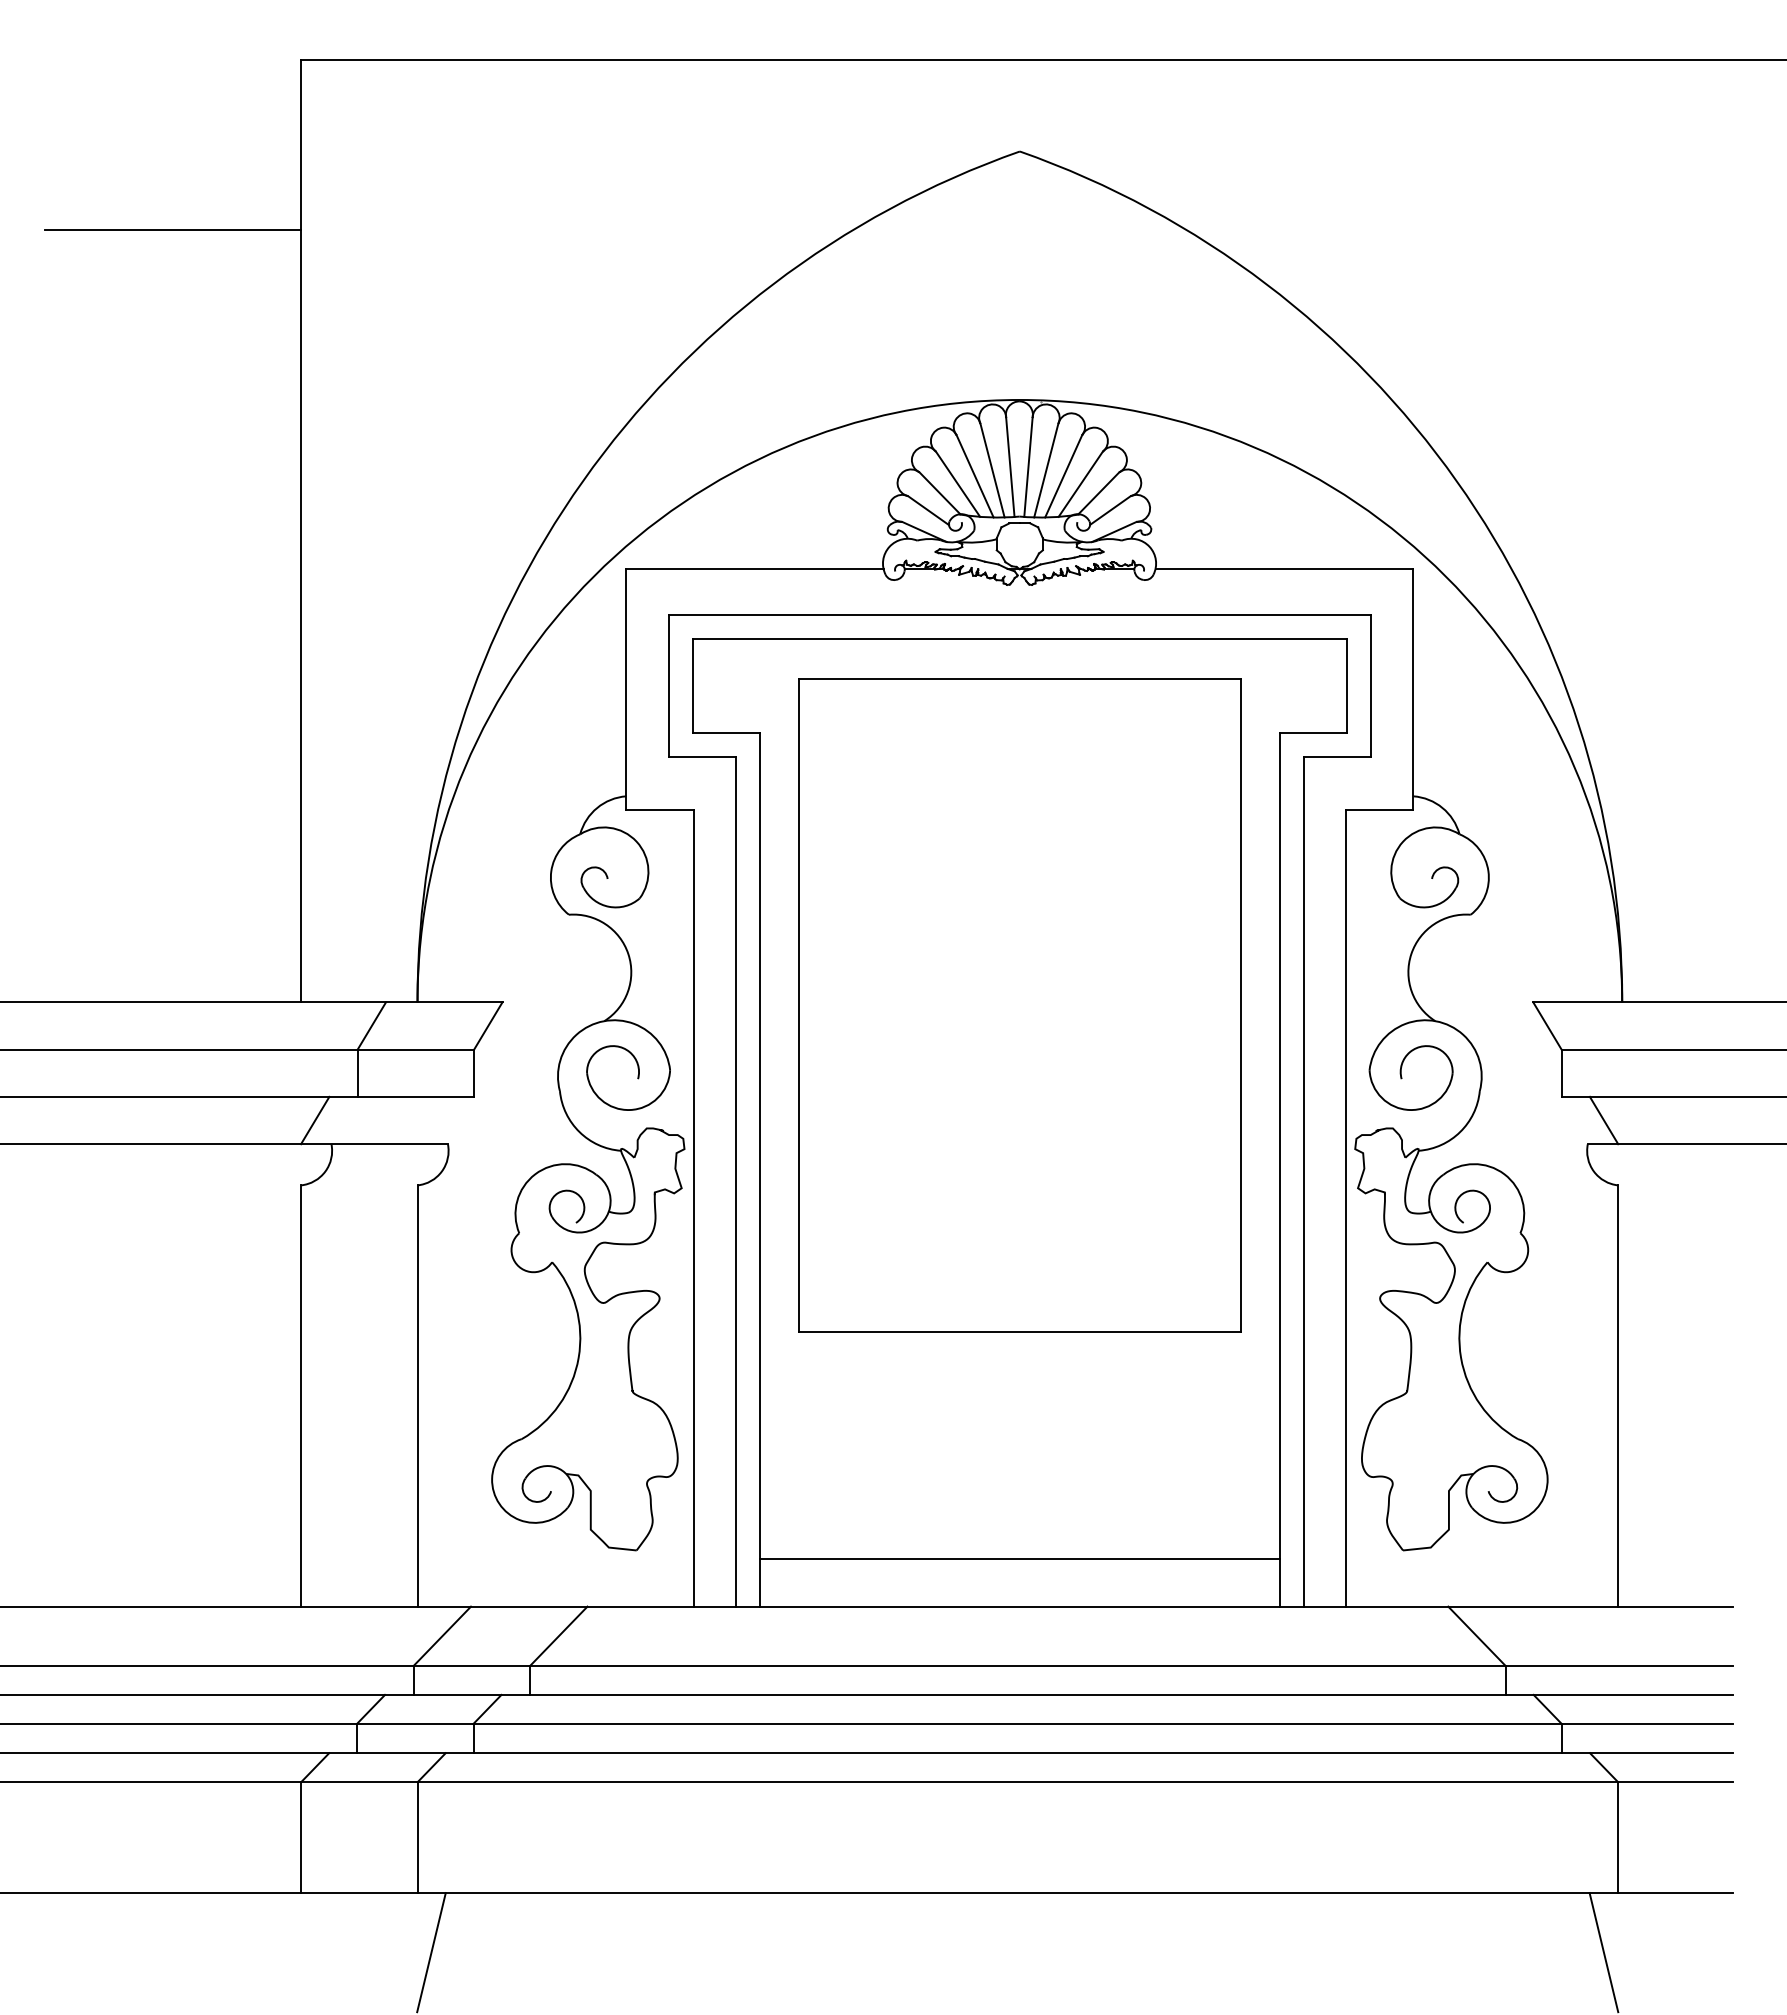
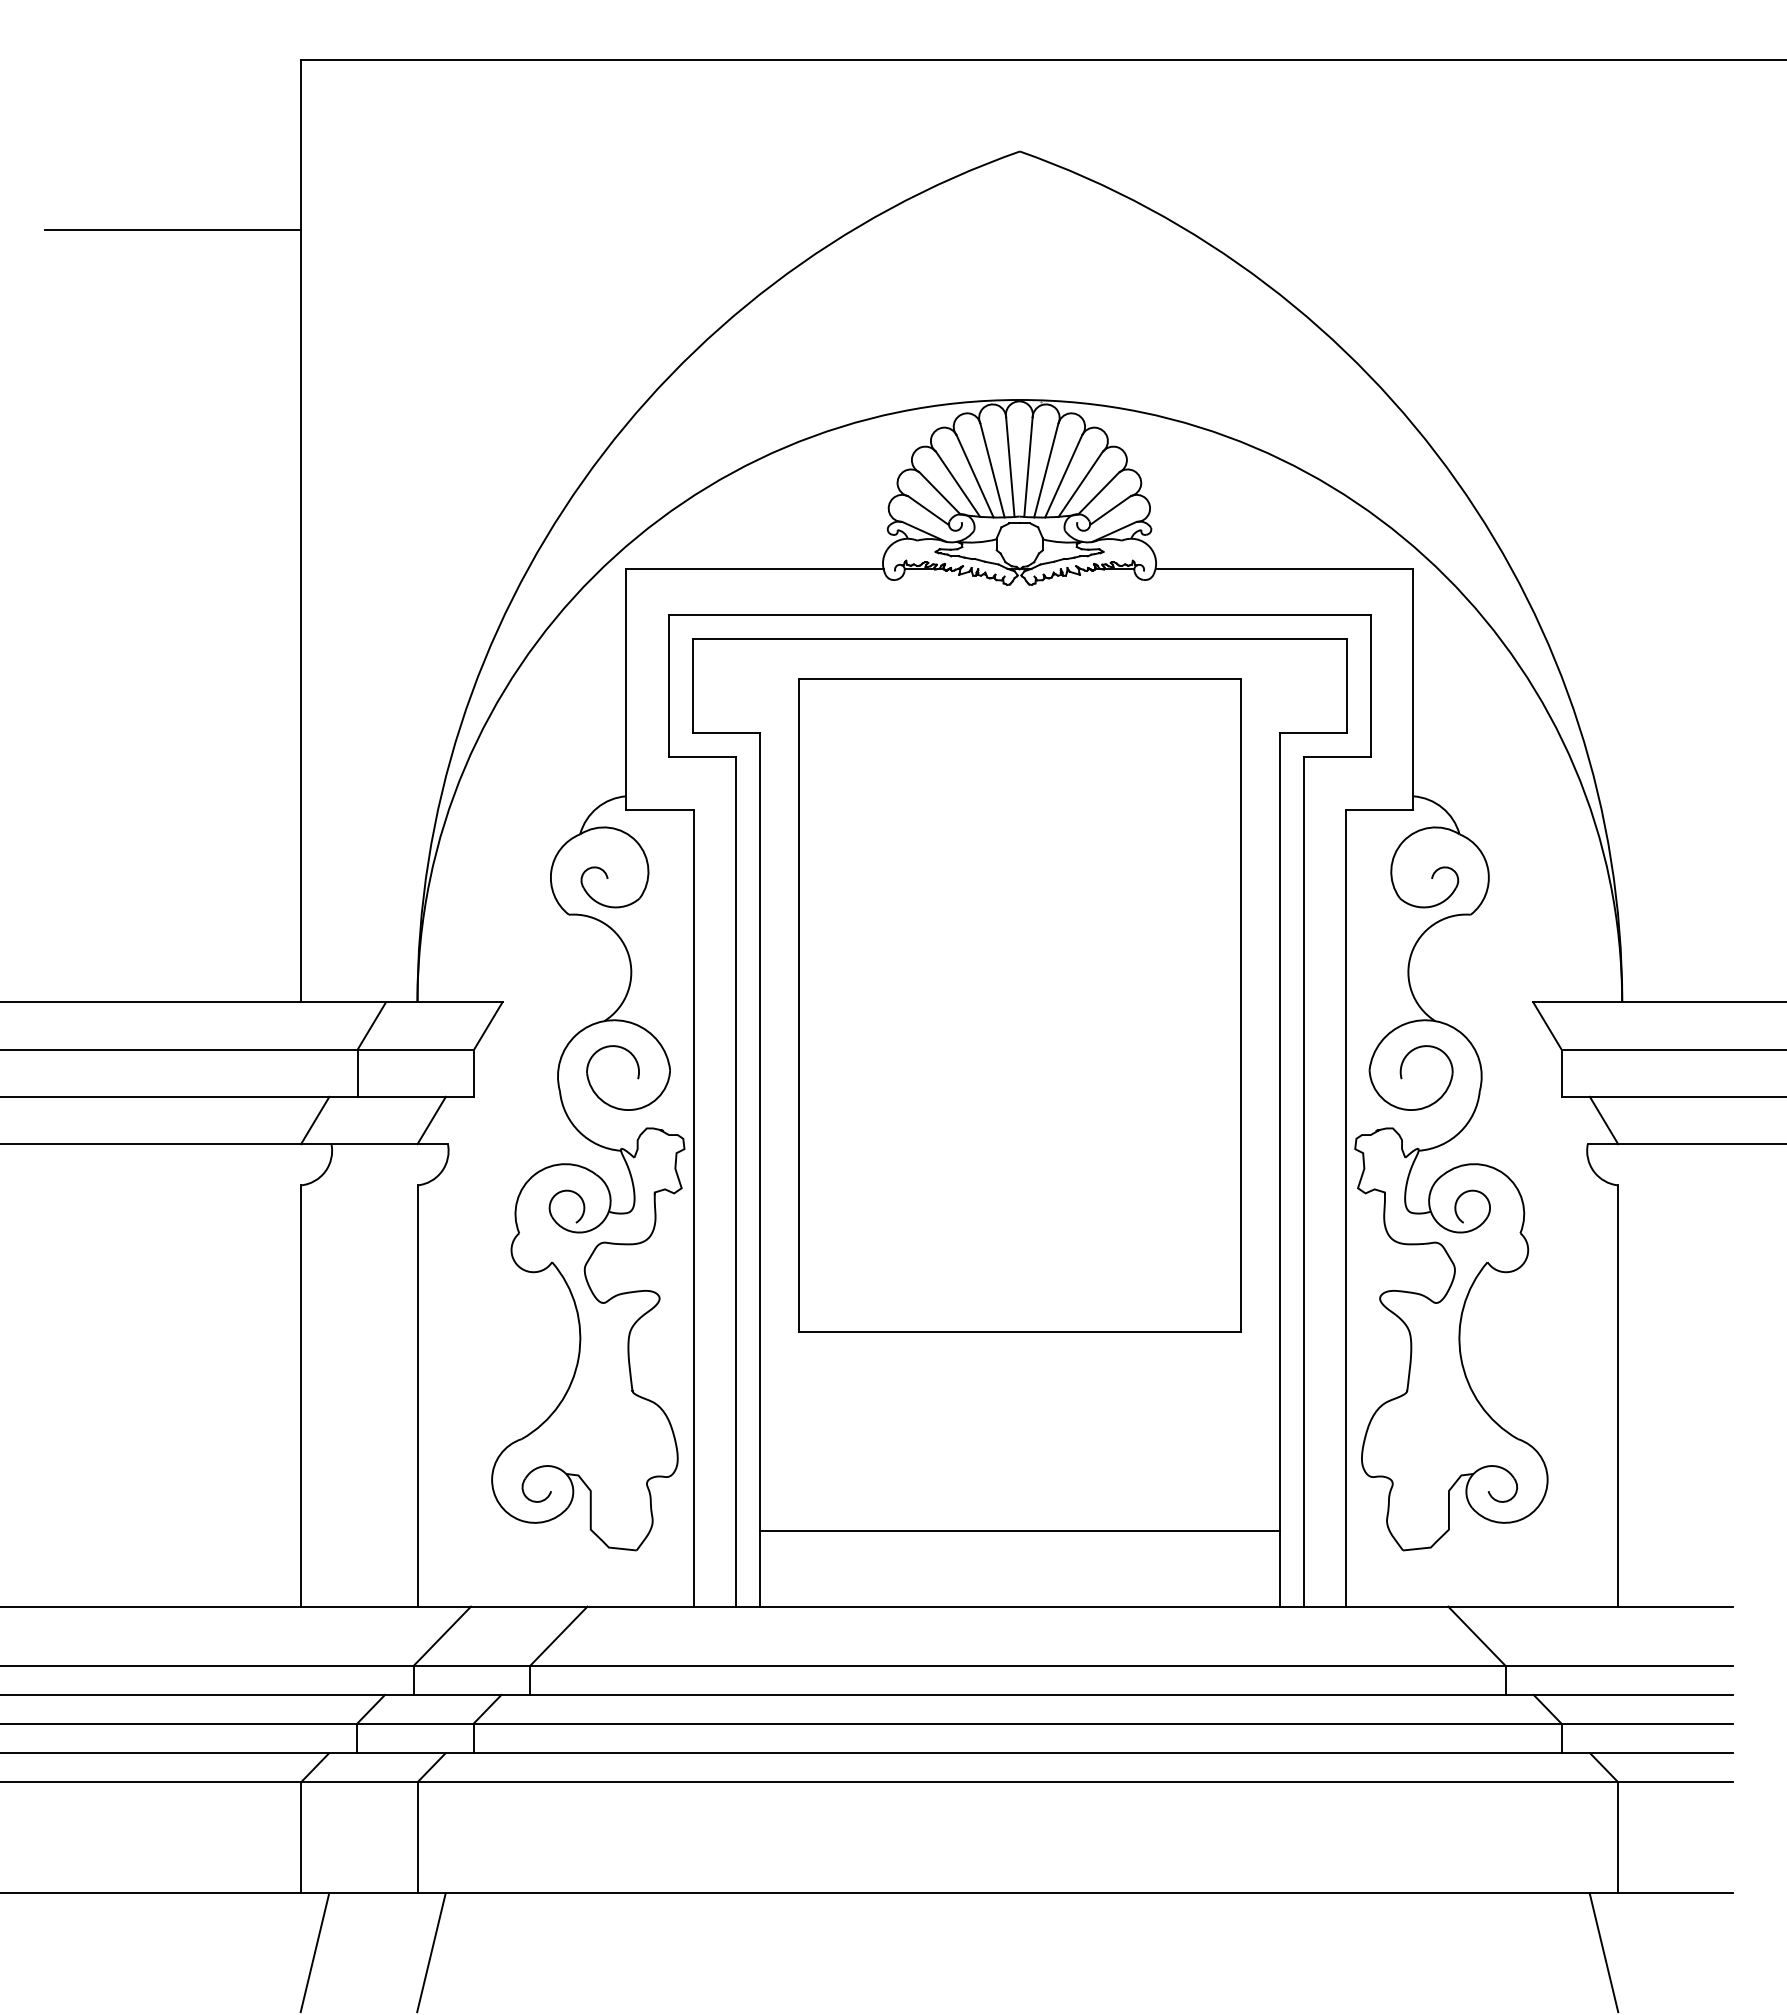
line: none -> present (431, 1120)
line position: (1019, 1559) -> (1019, 1531) (1019, 1531)
line: none -> present (314, 1952)
